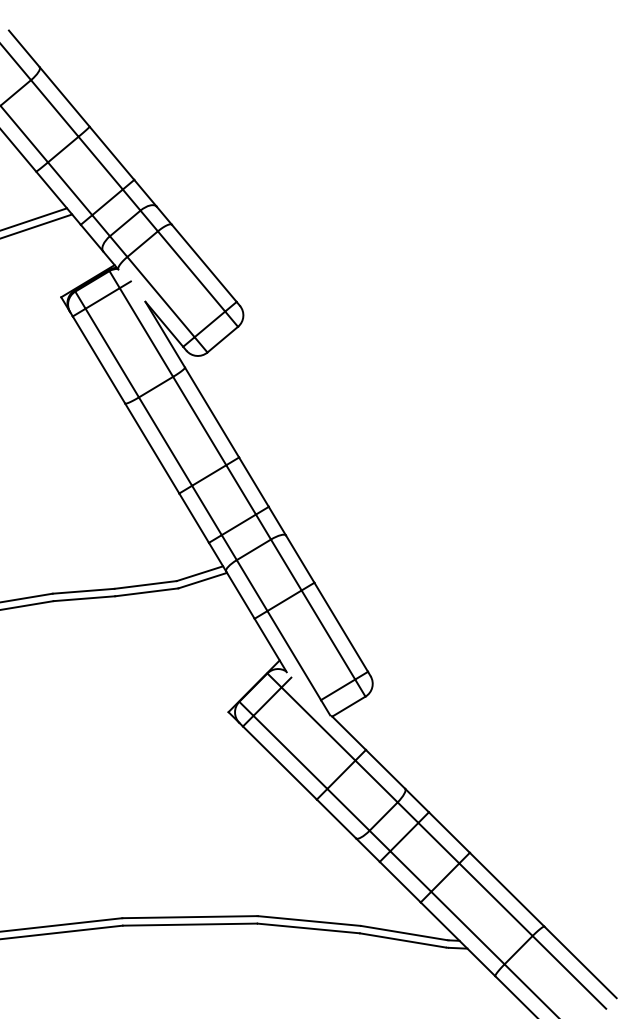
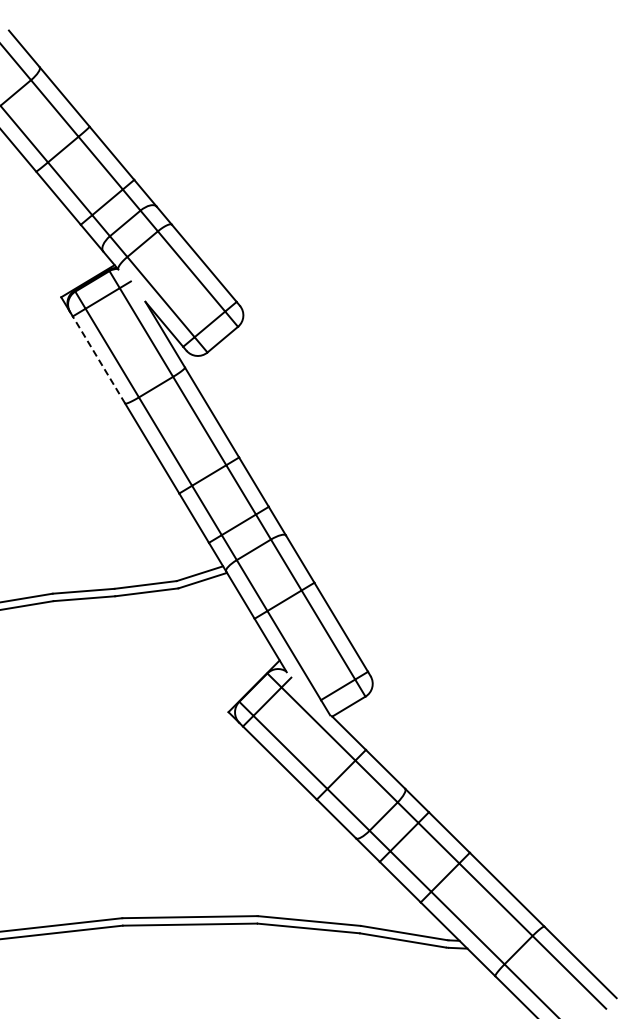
line: present -> none (34, 219)
line: present -> none (37, 225)
line: solid -> dashed (98, 359)
